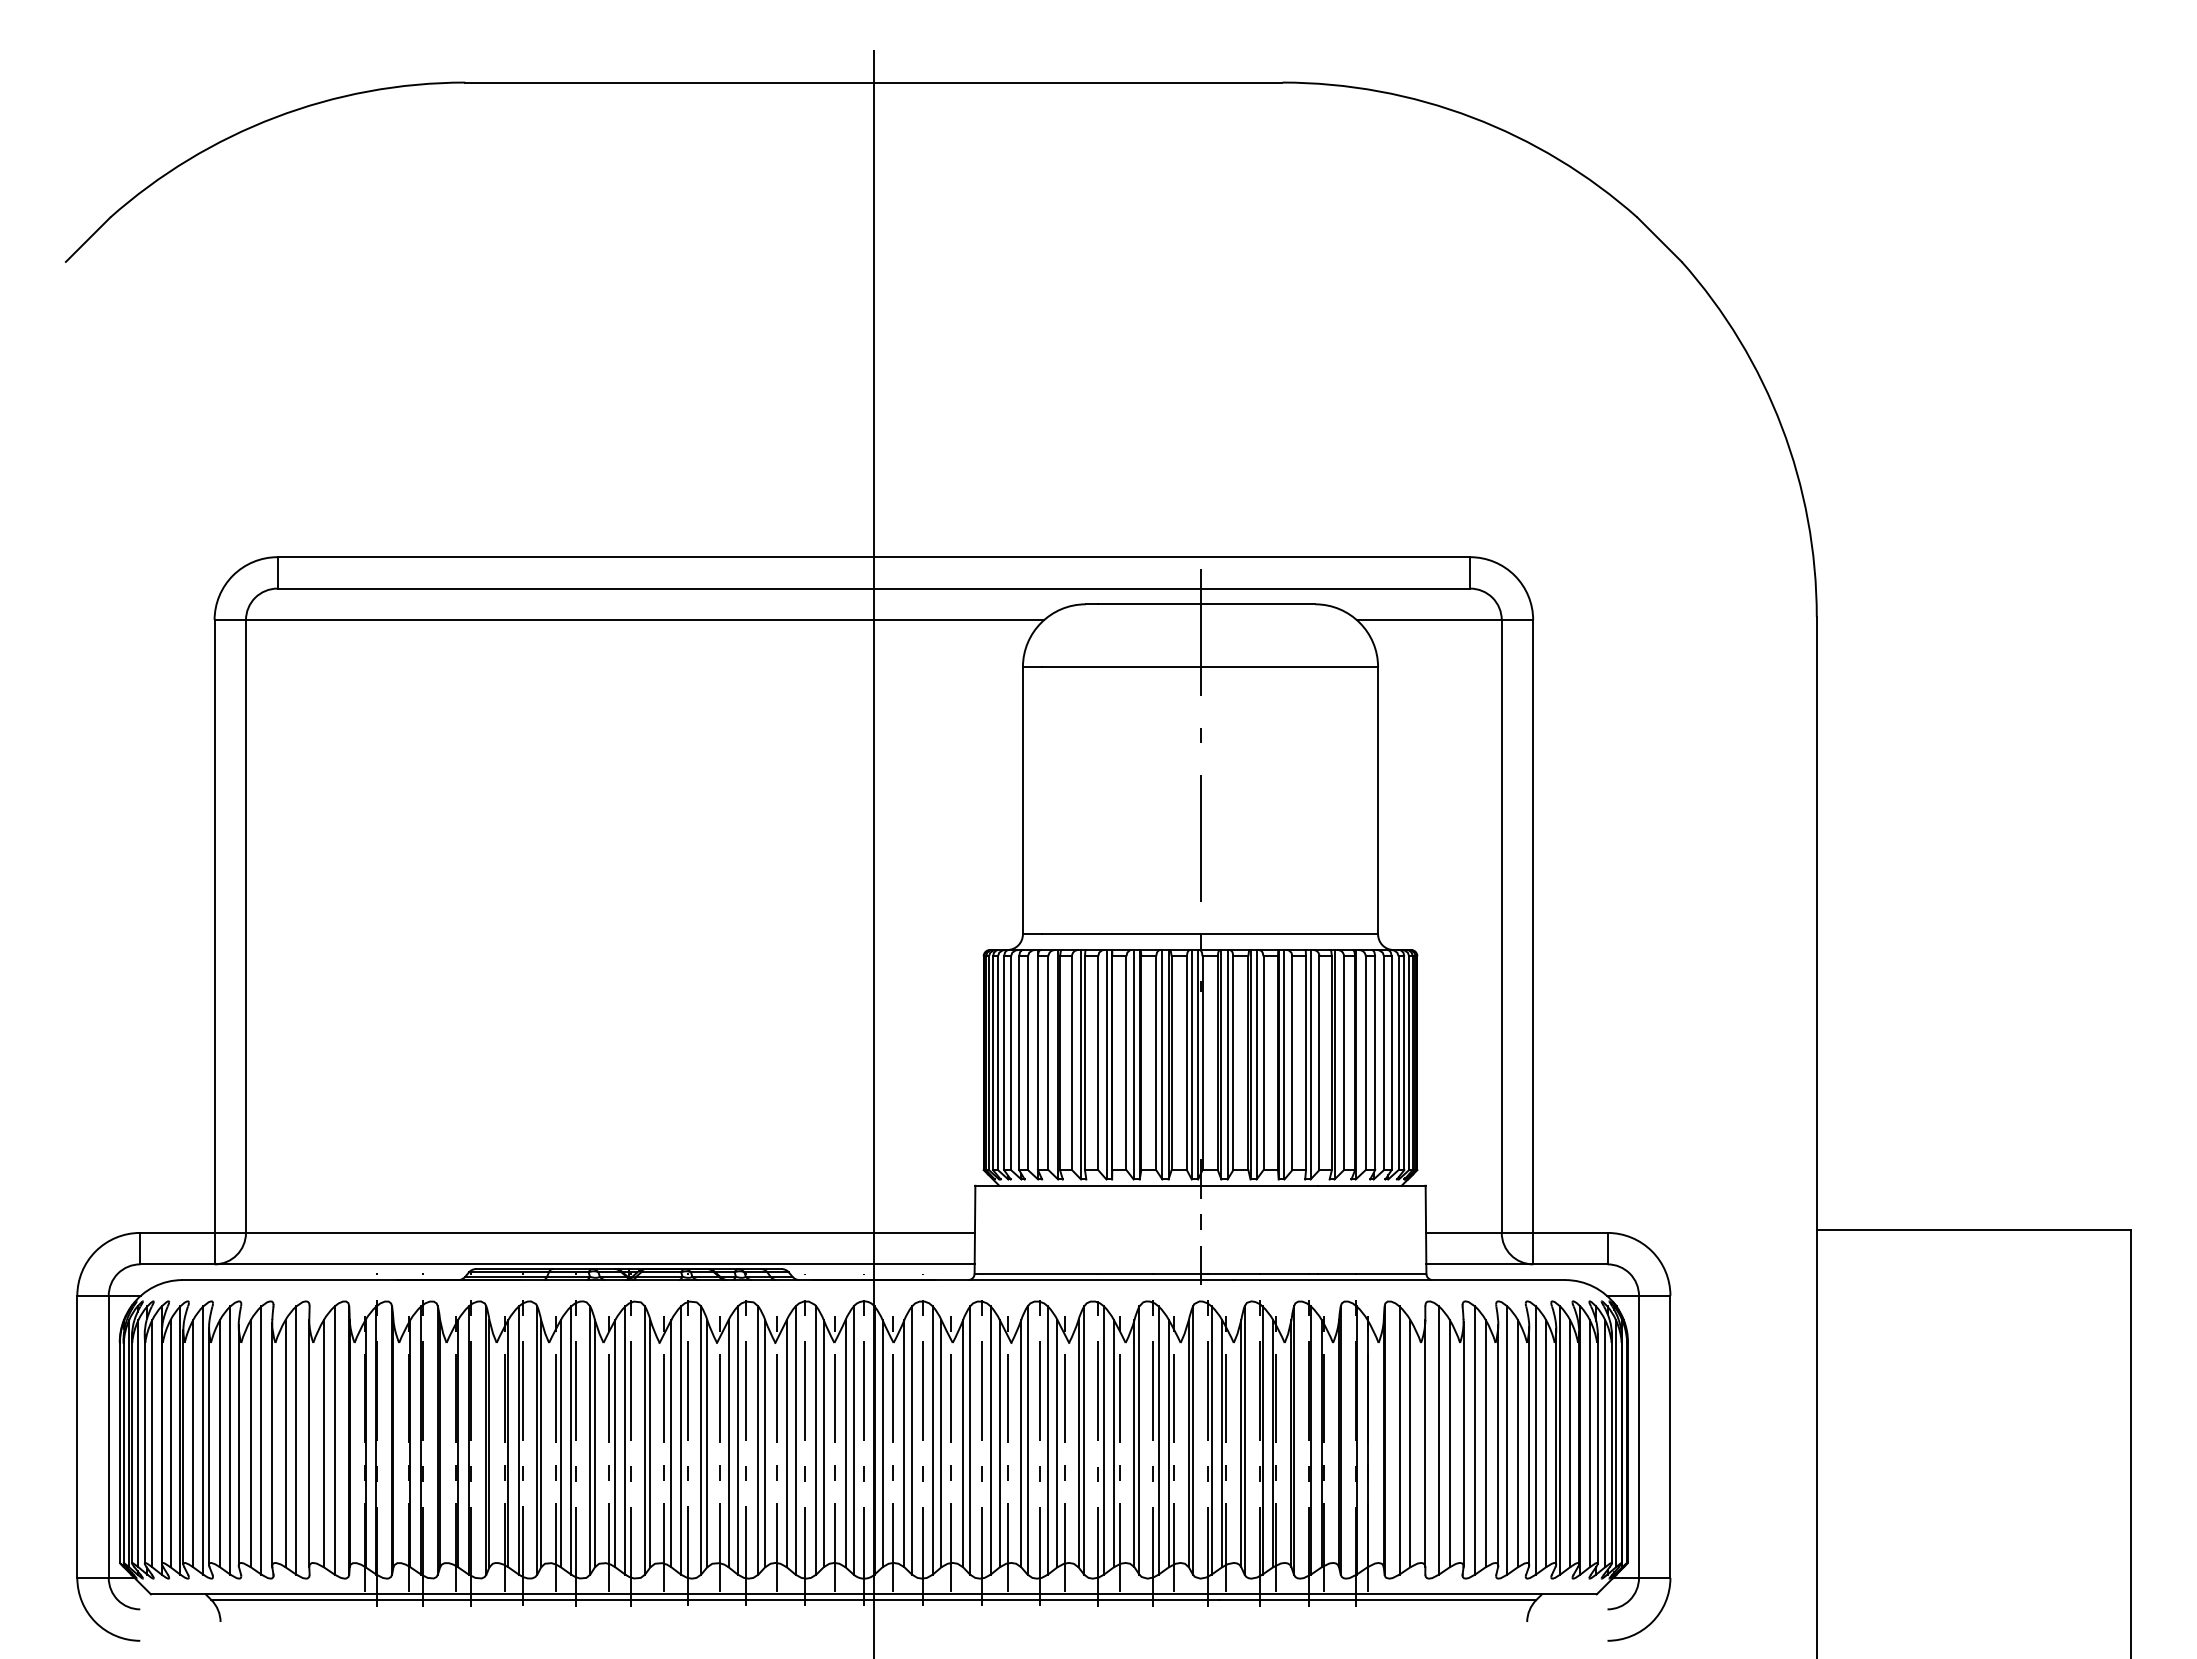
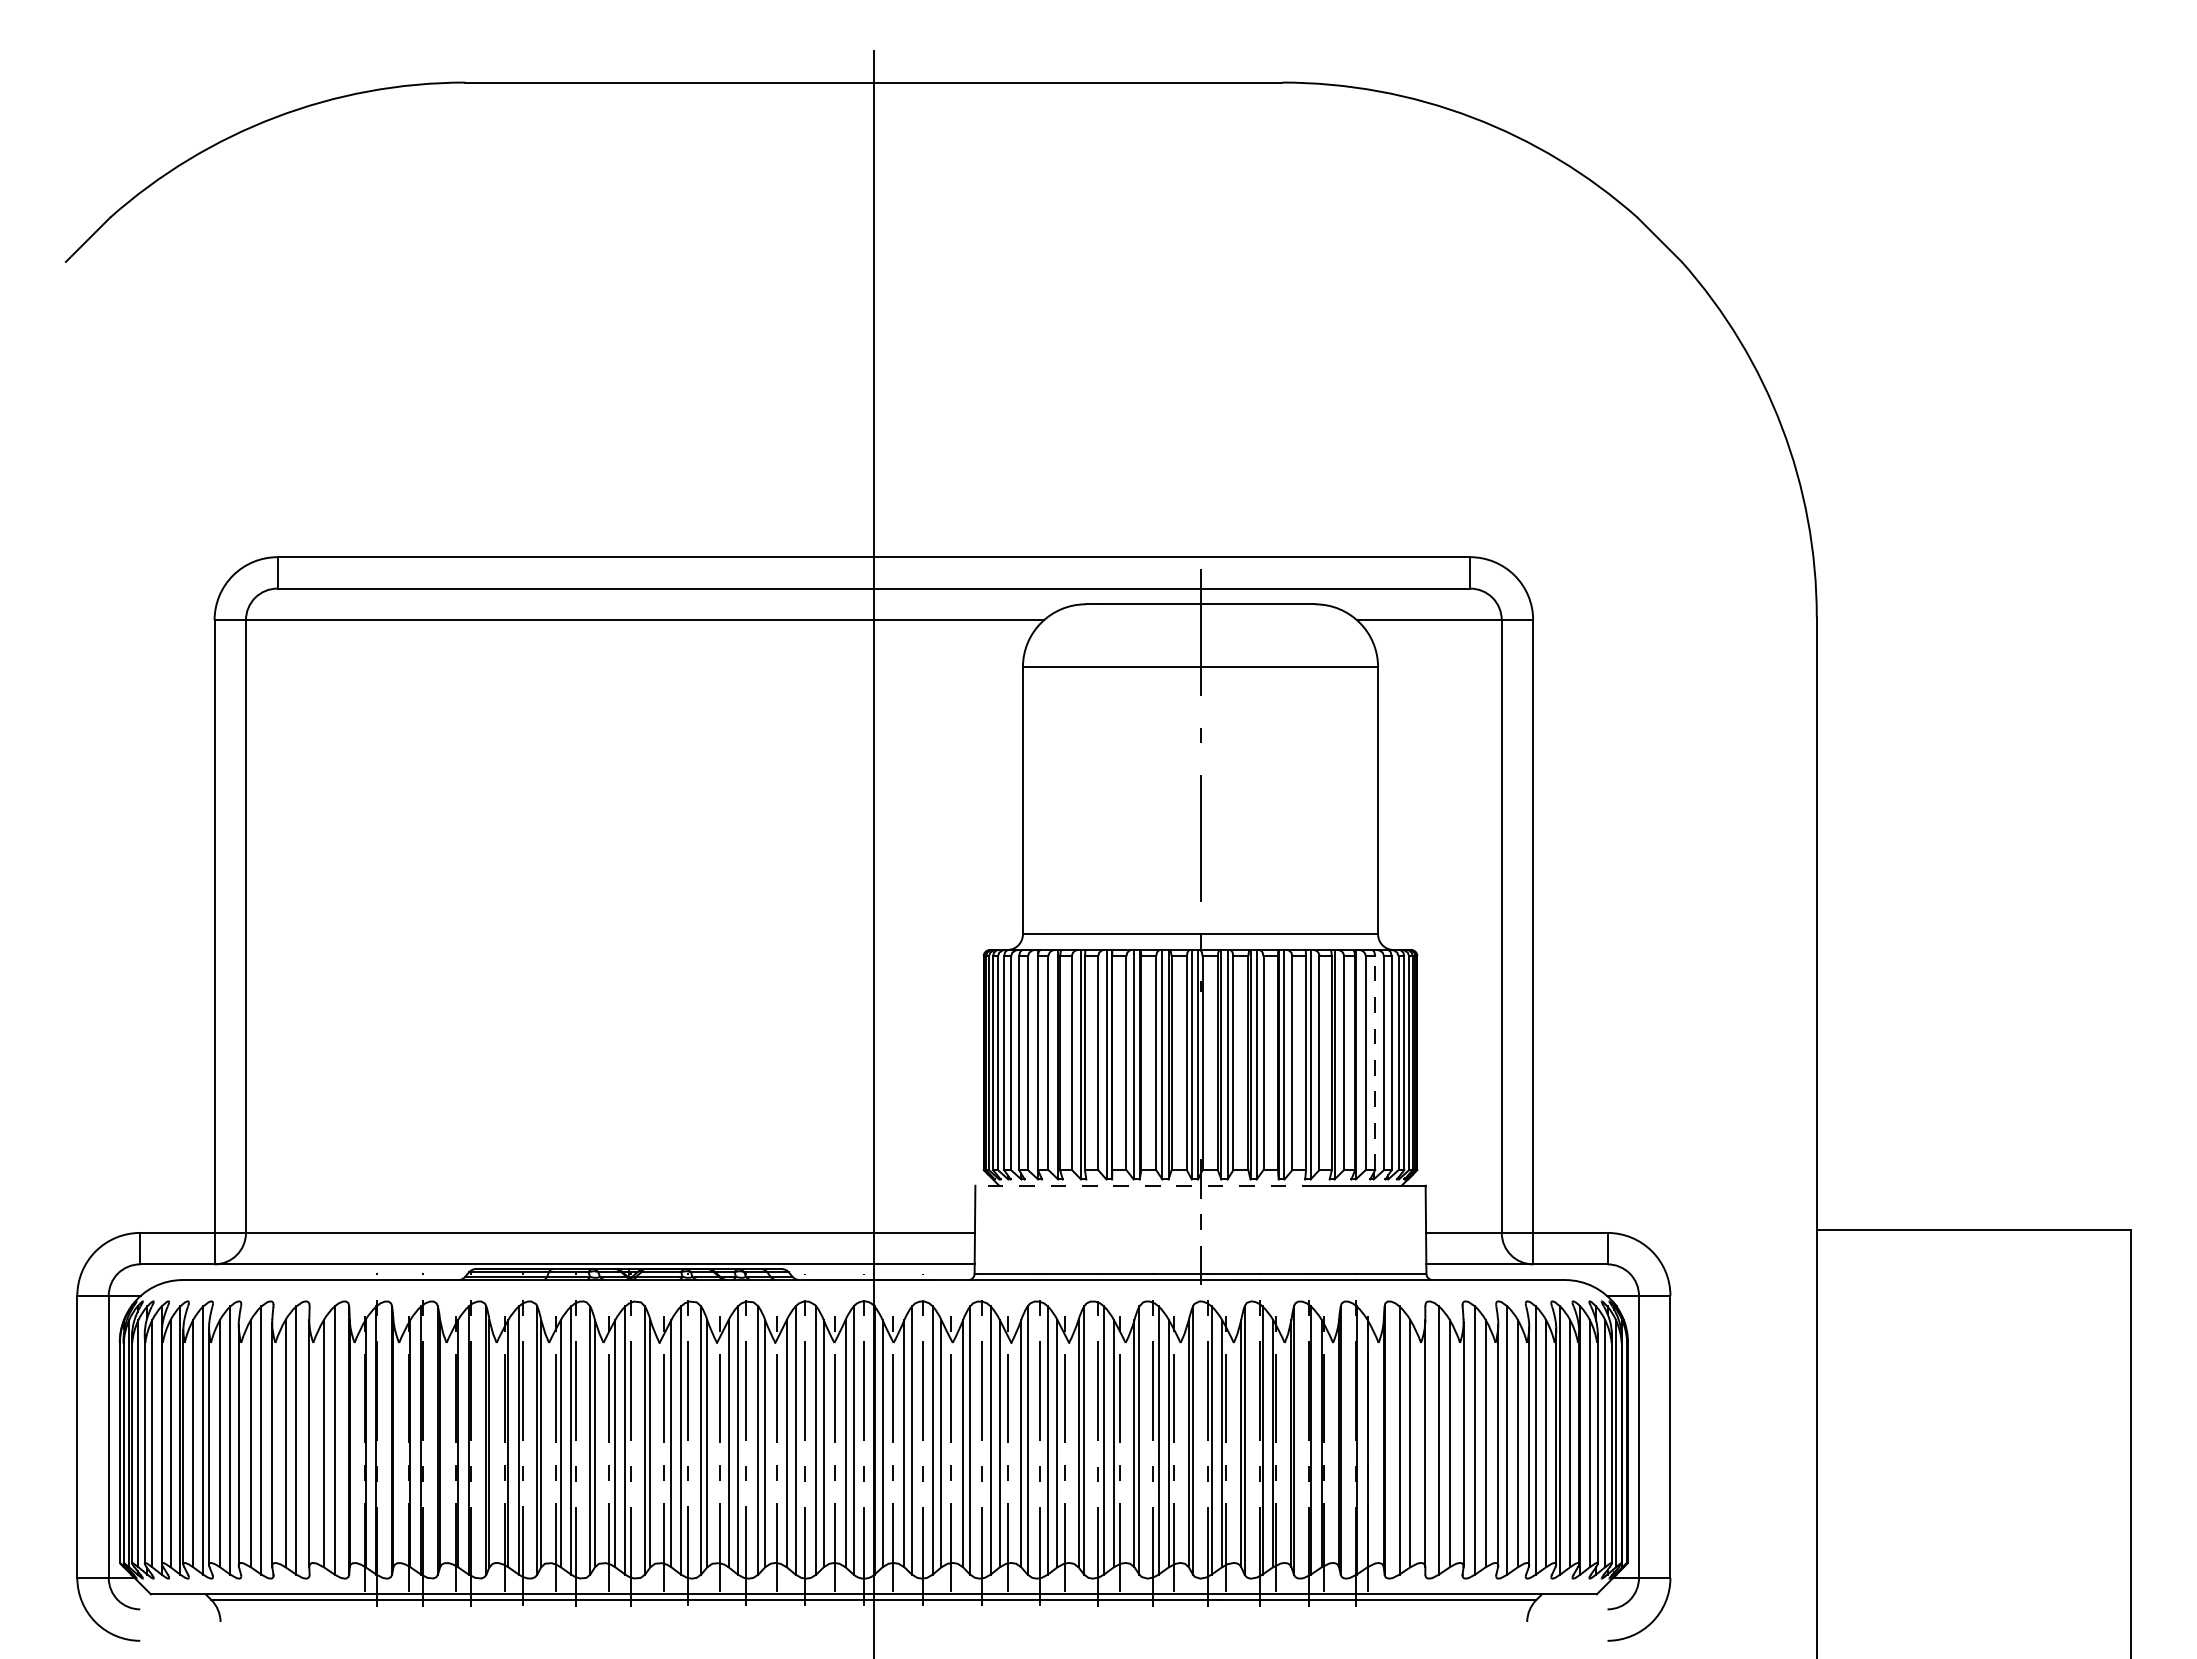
line: solid -> dashed (1375, 1063)
line: solid -> dashed (1146, 1185)
